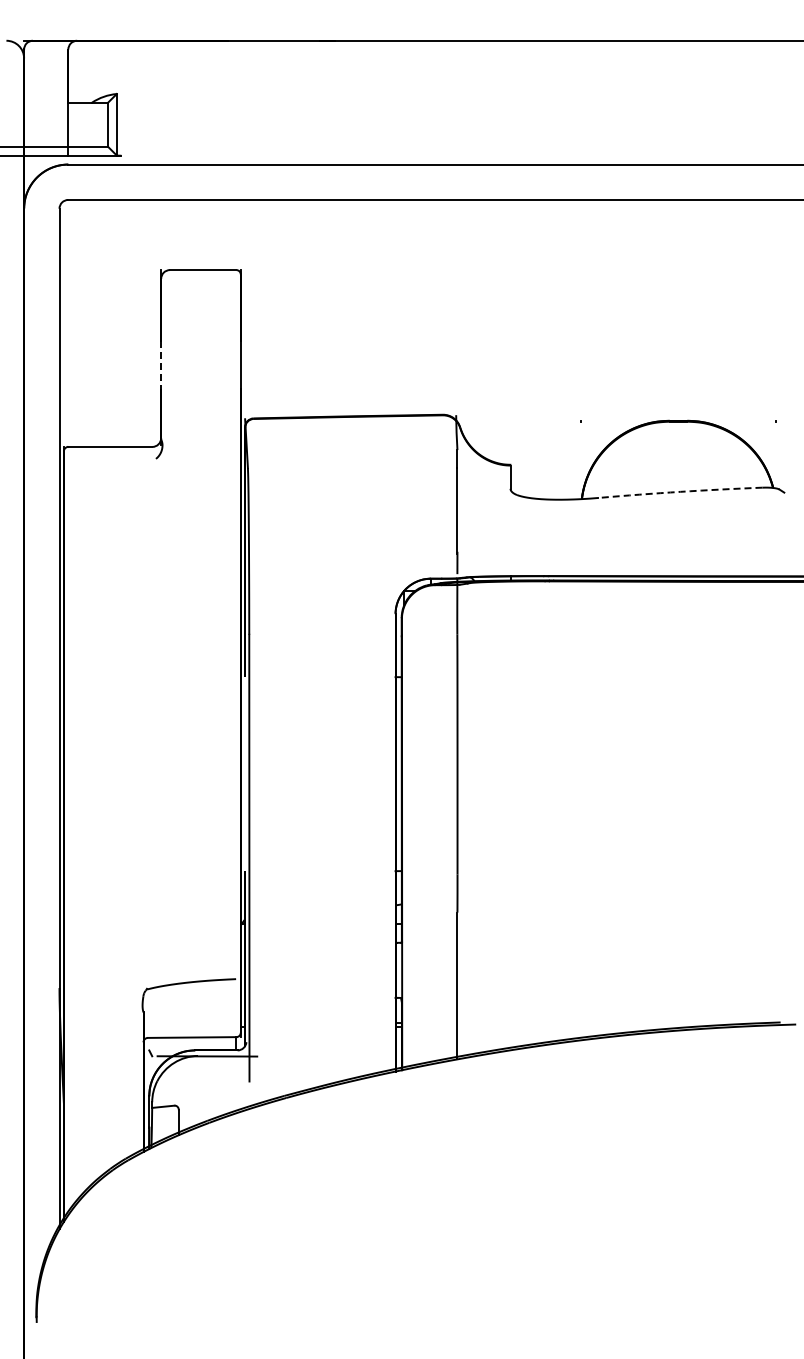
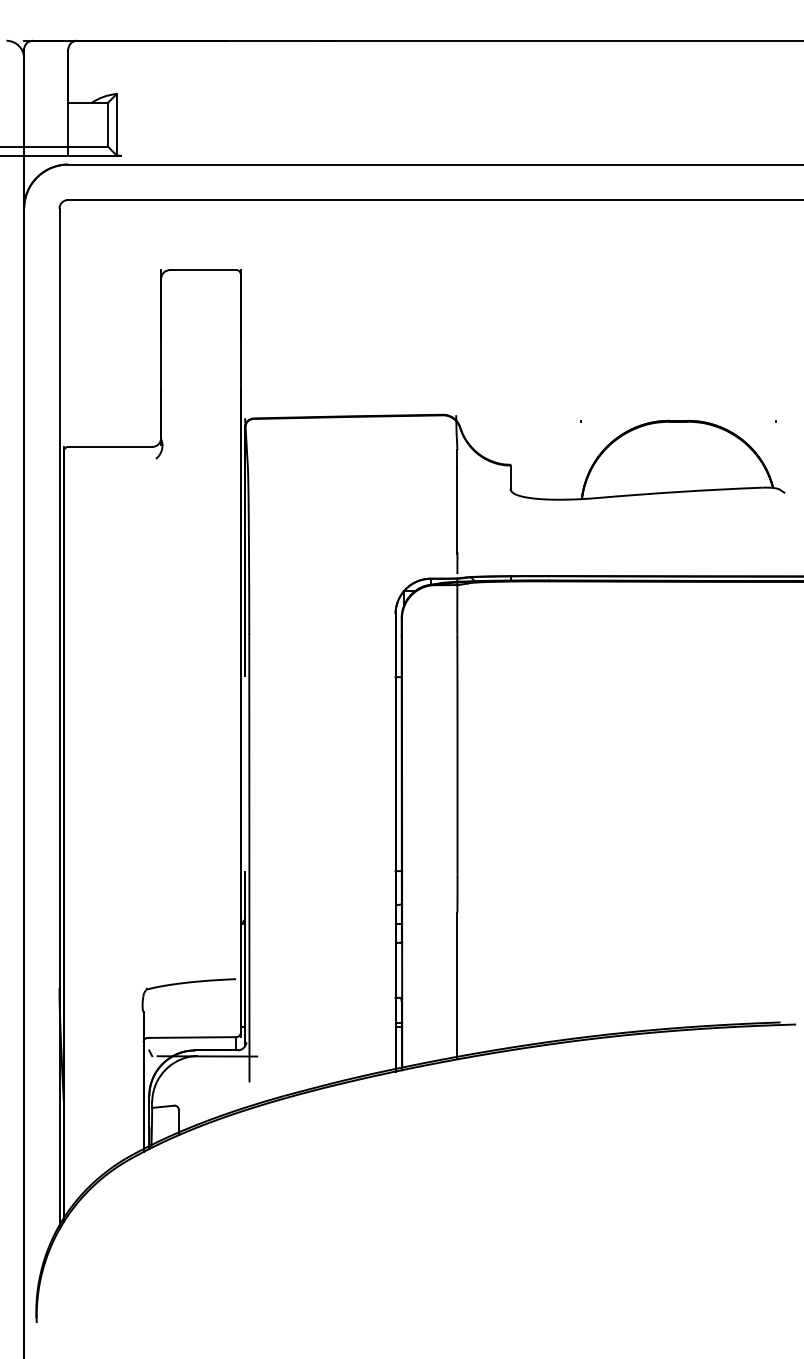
line: dashed -> solid (161, 365)
arc: dashed -> solid (680, 491)
